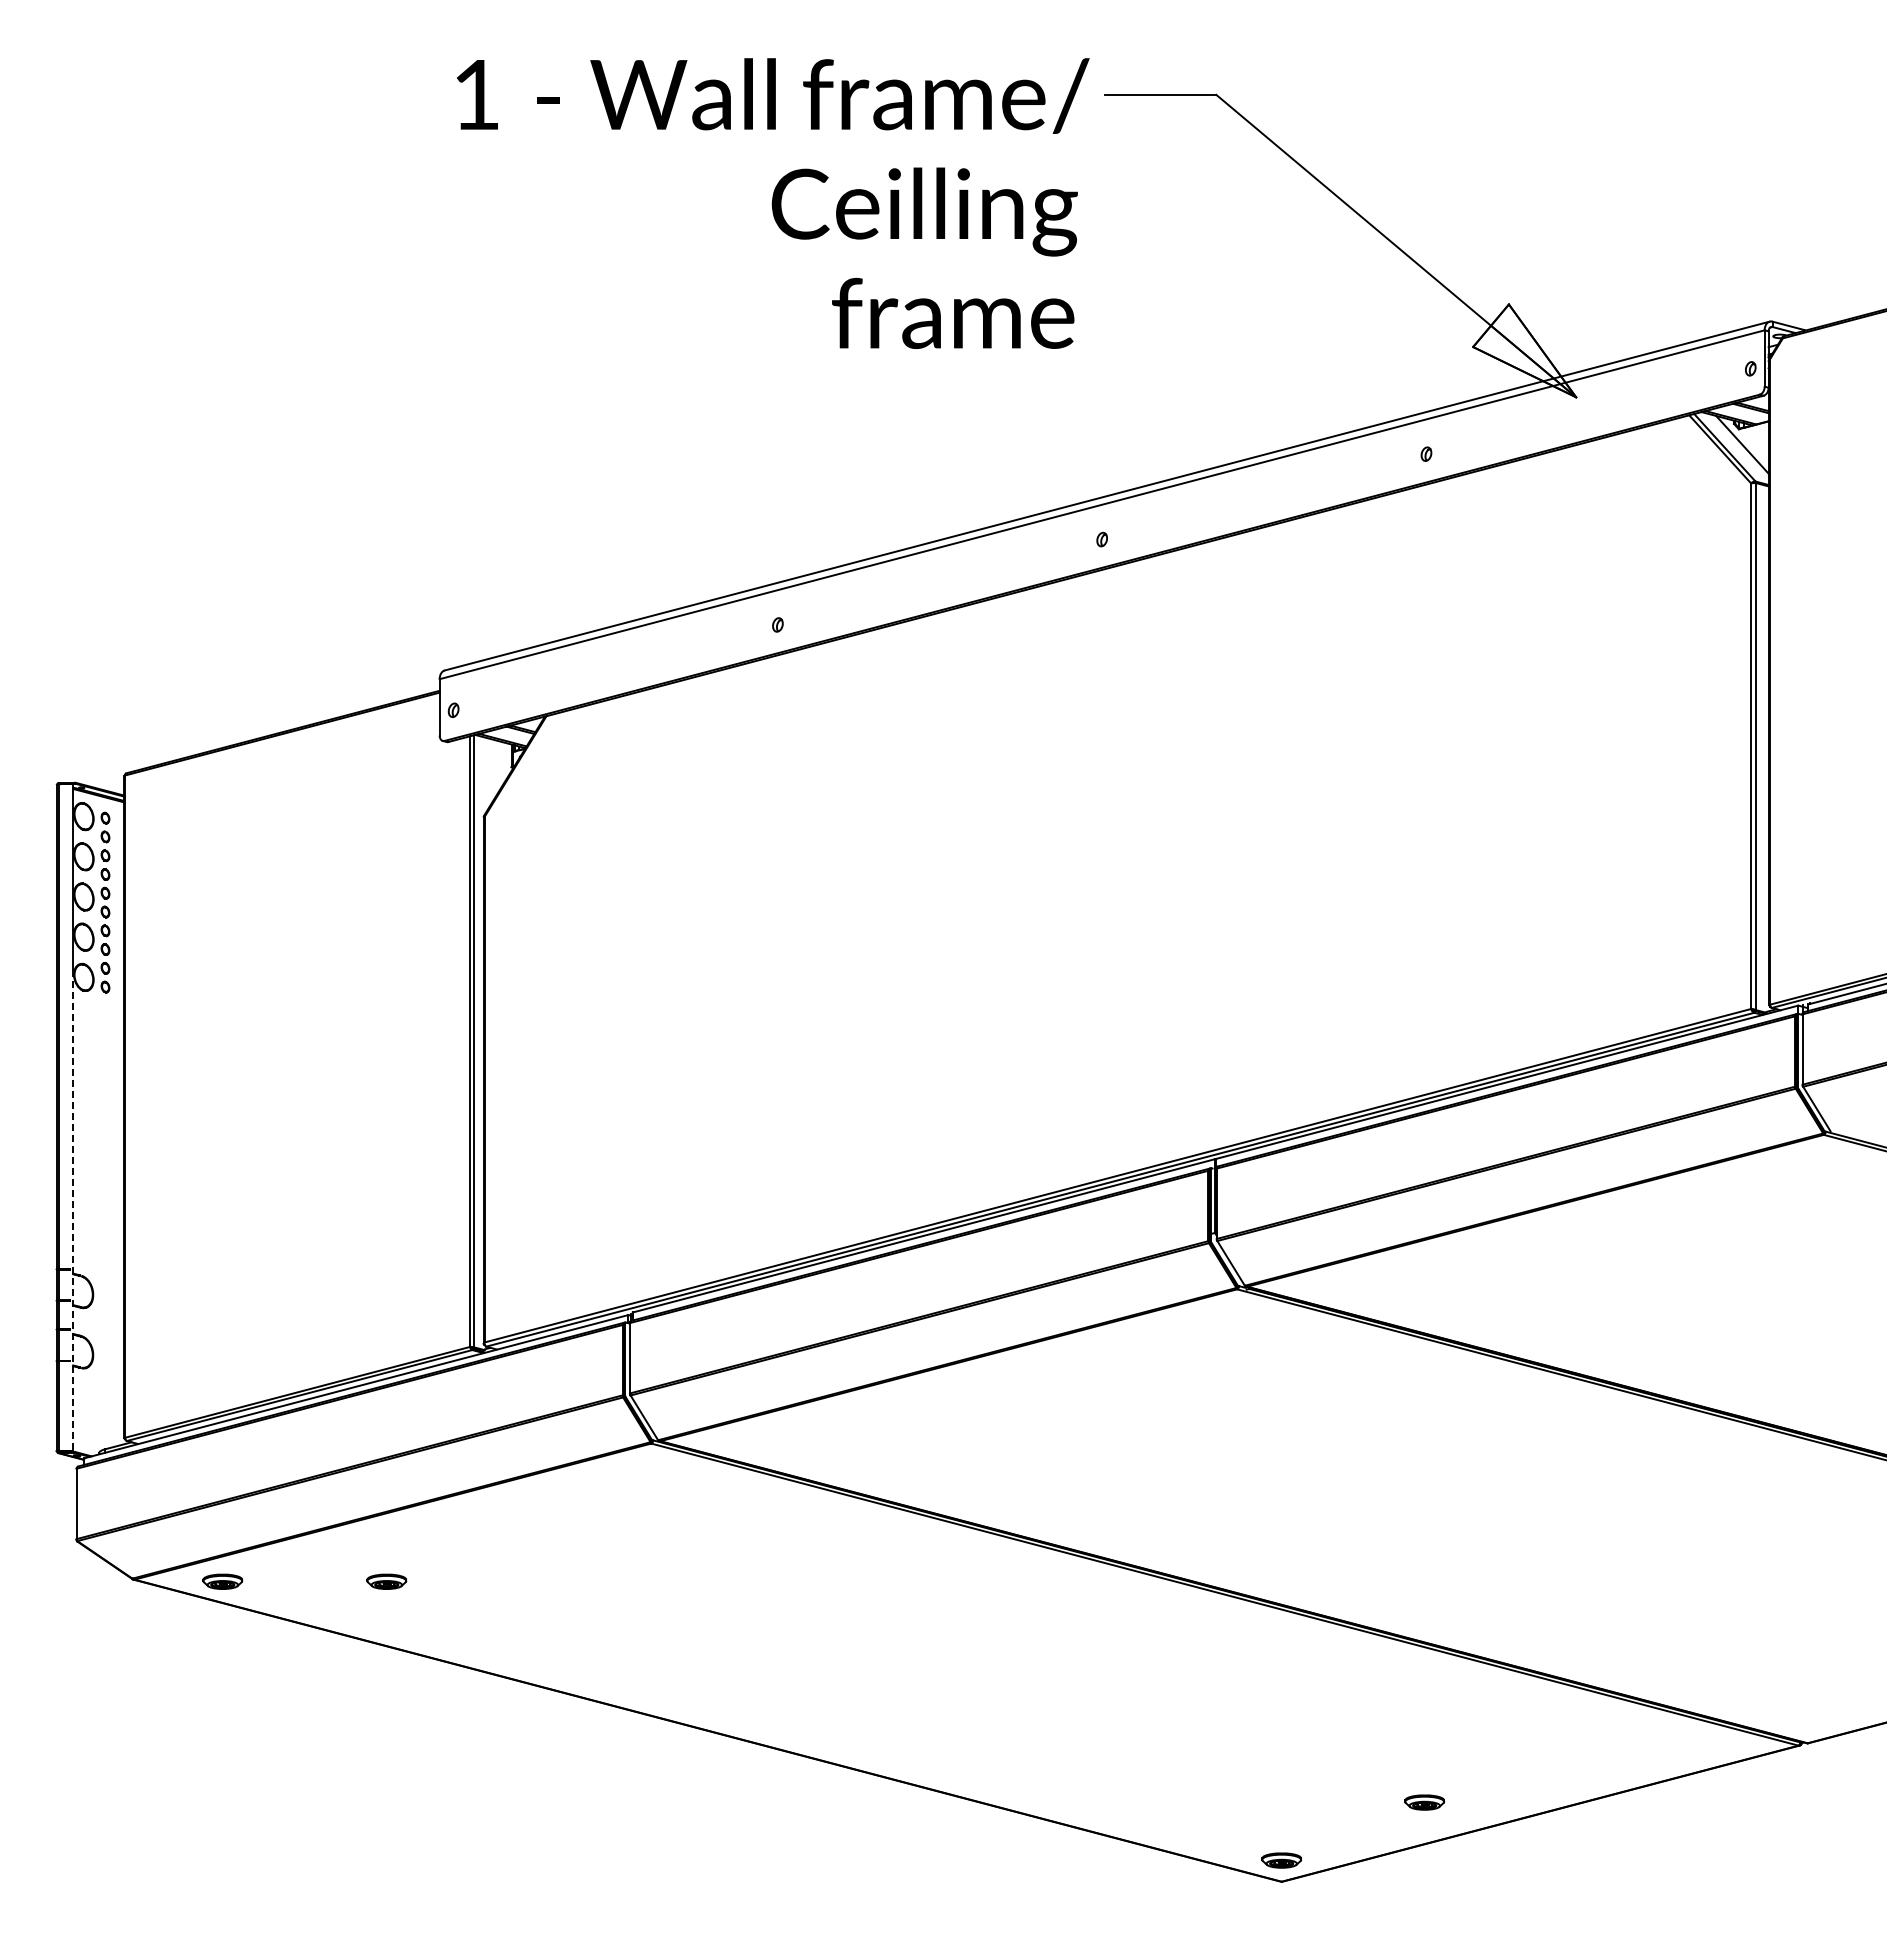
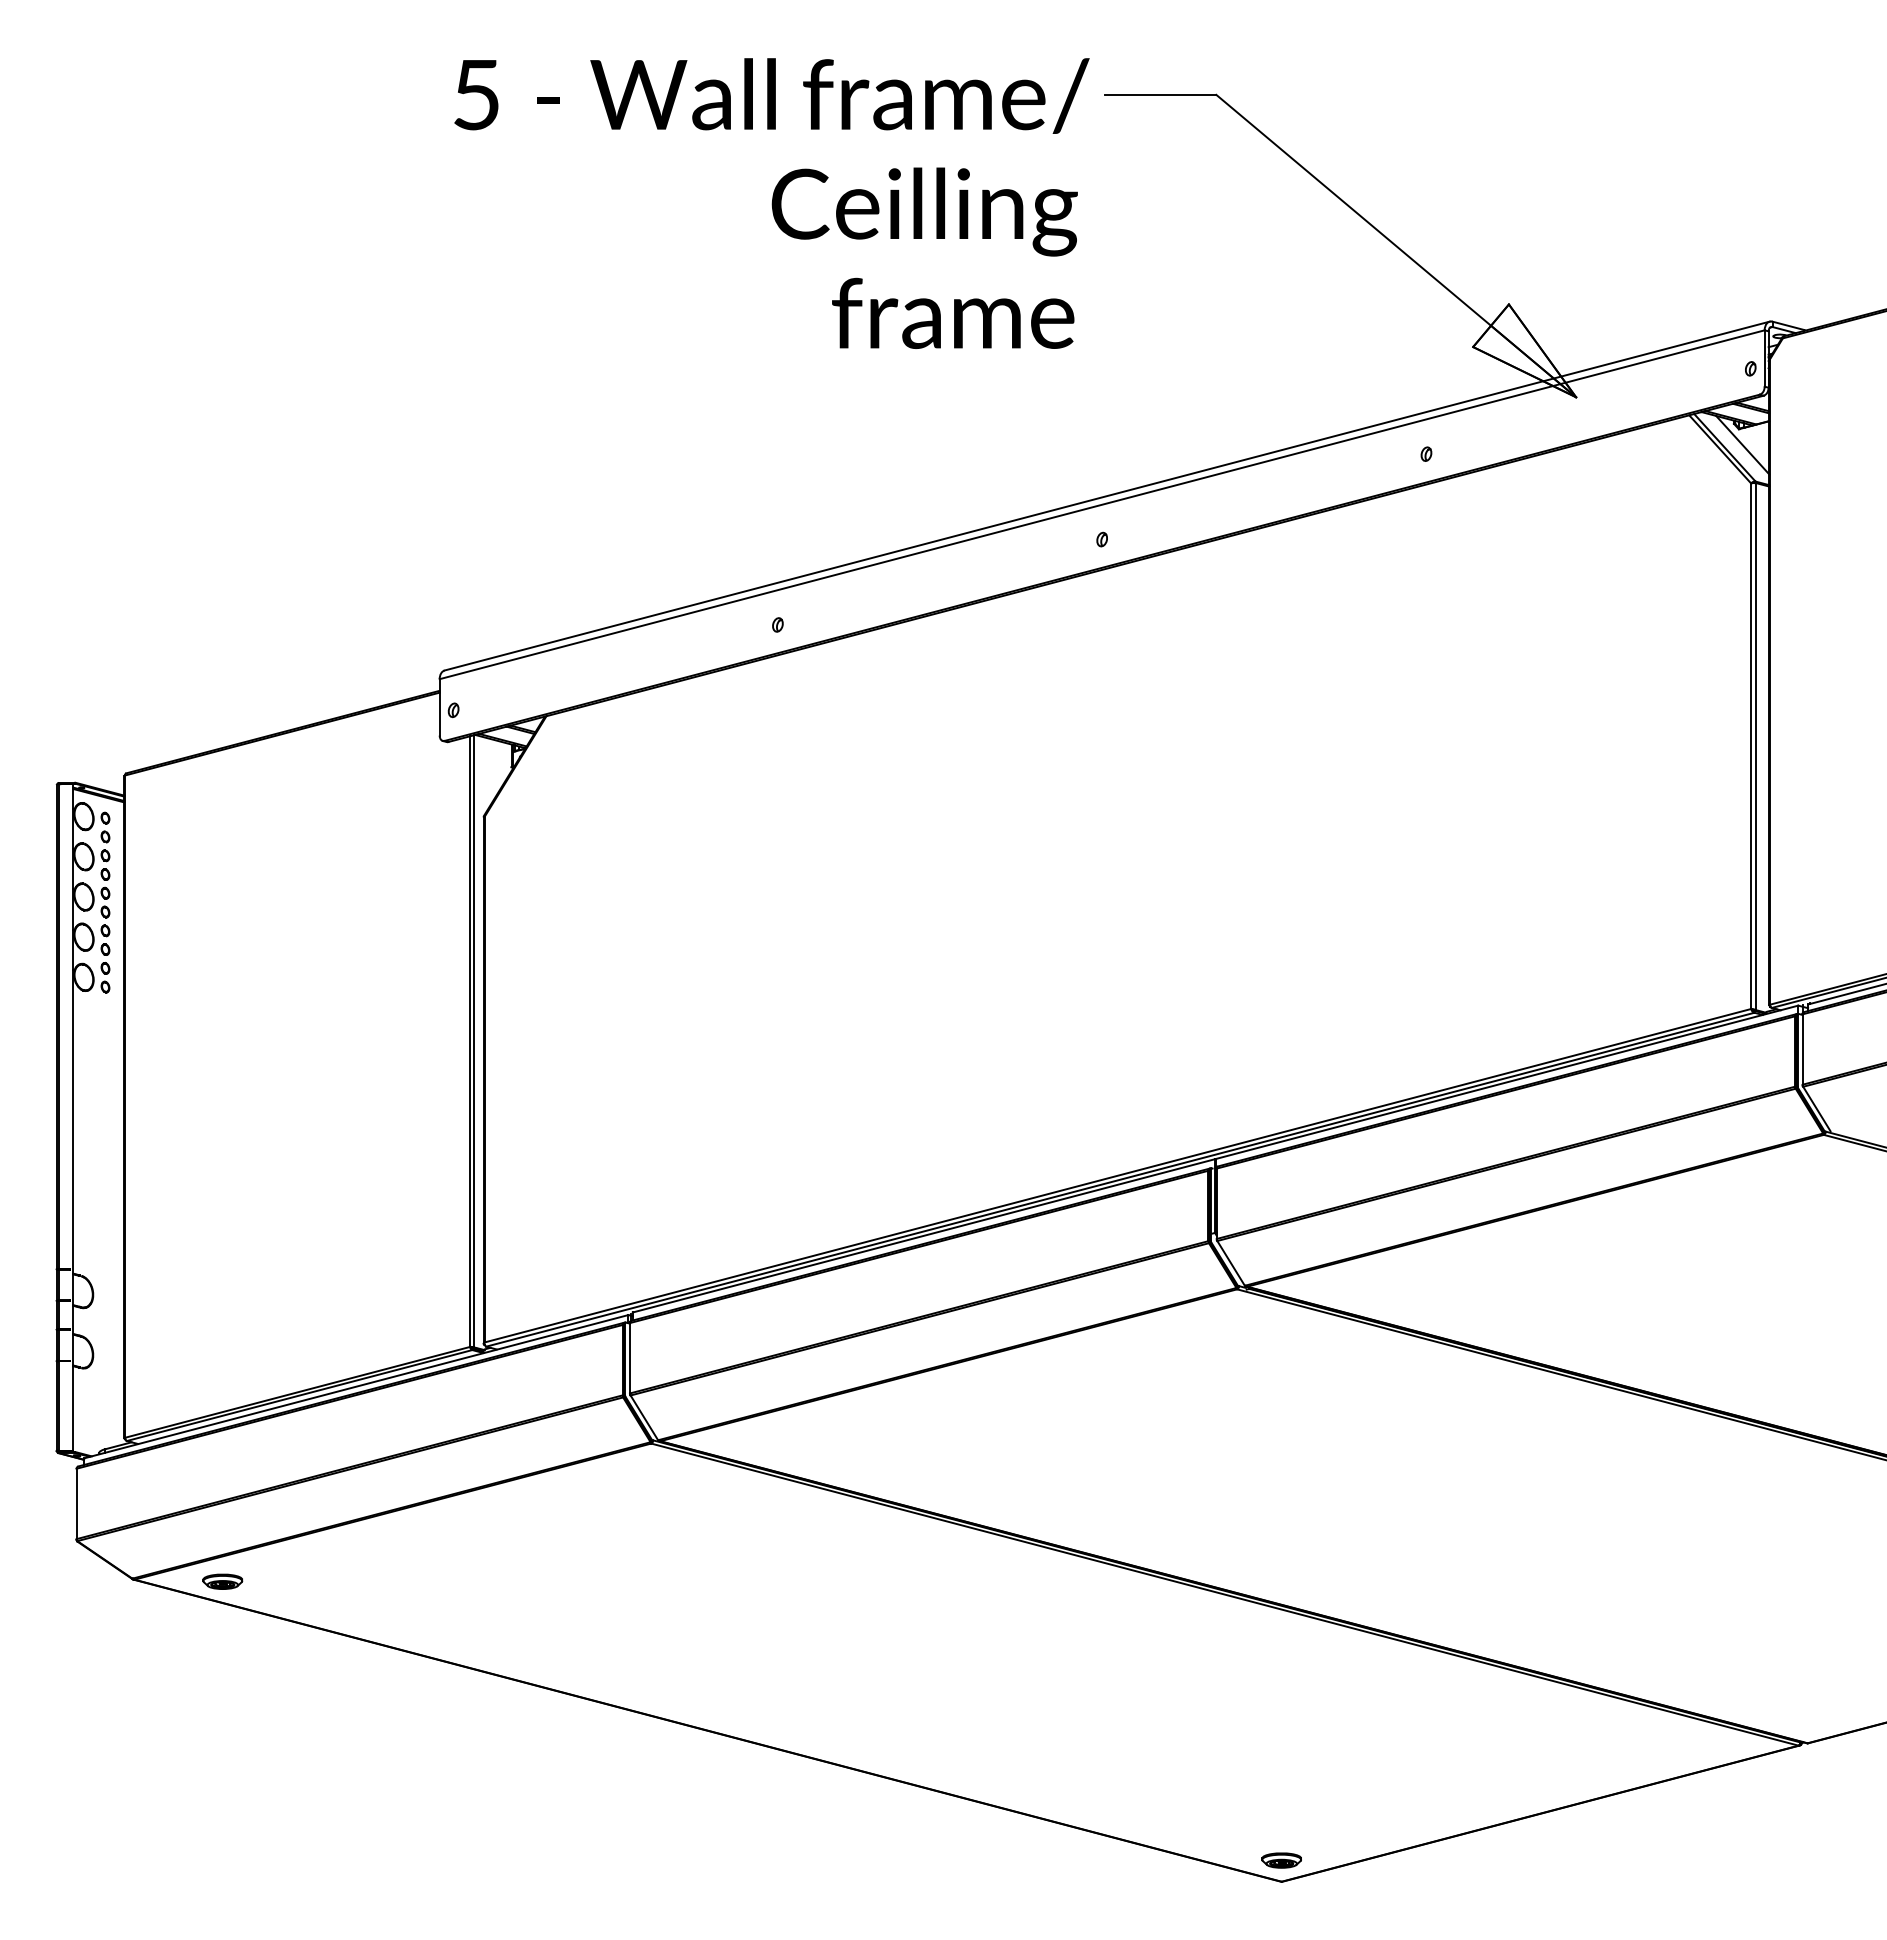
text: 1 -> 5 (476, 95)
line: dashed -> solid (73, 1210)
part: present -> none (386, 1581)
part: present -> none (1424, 1802)
